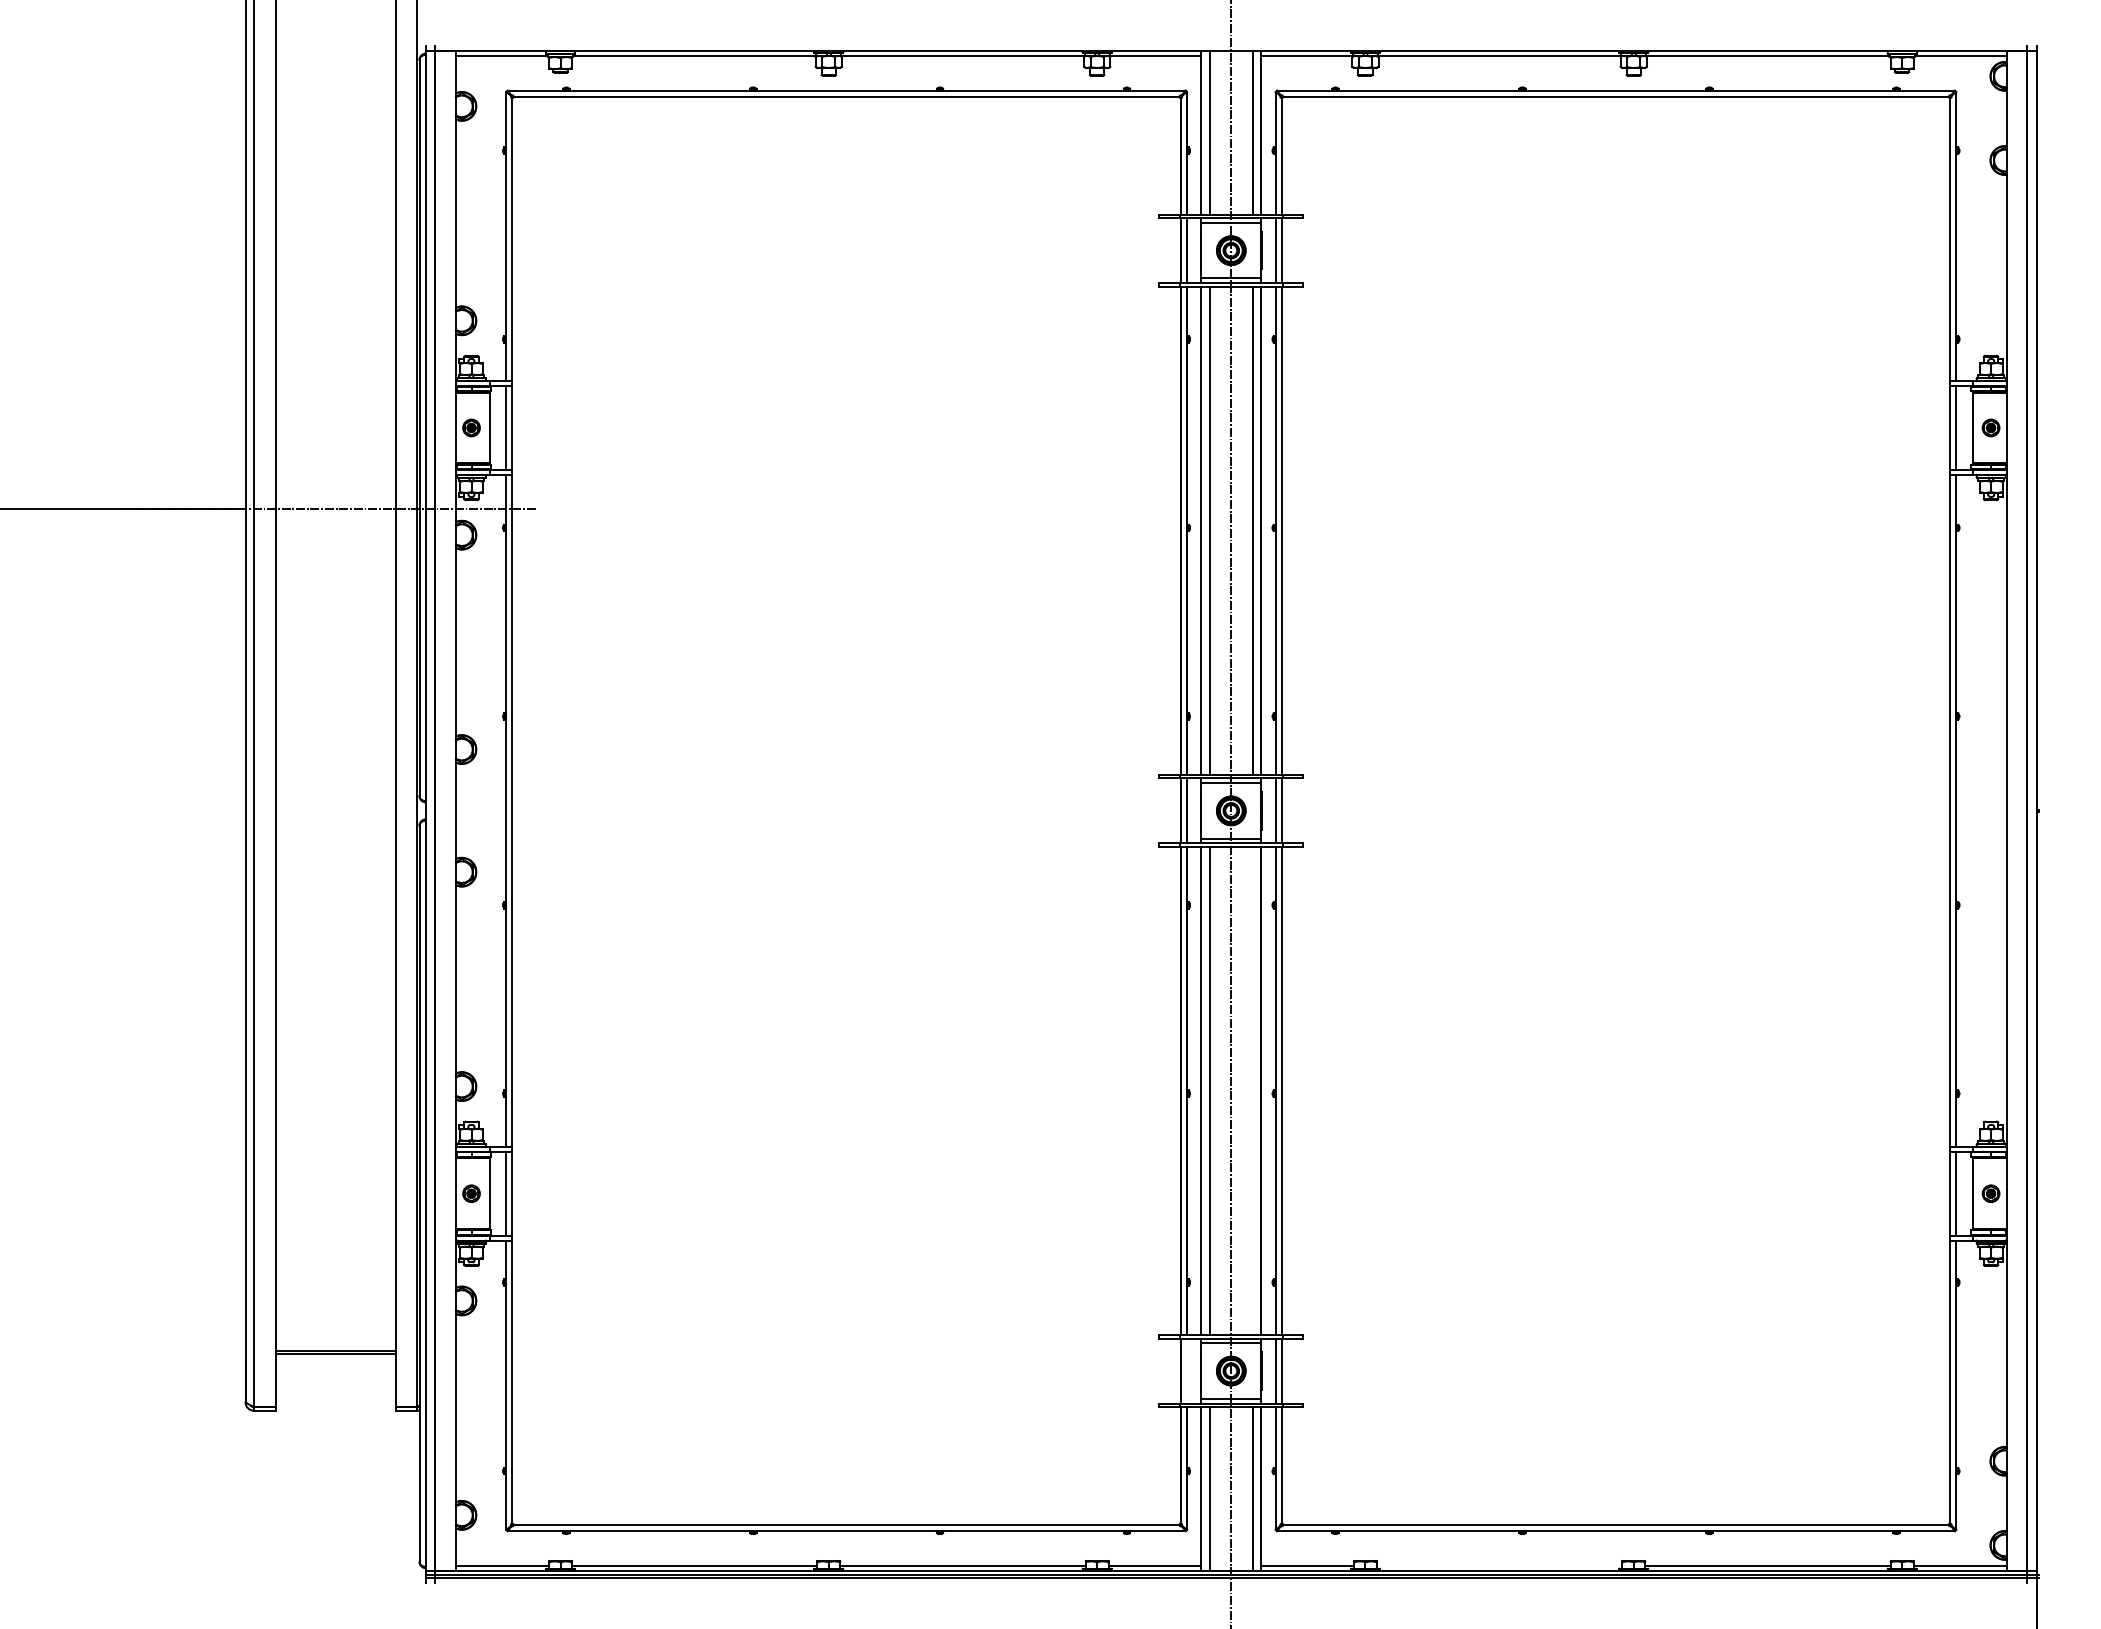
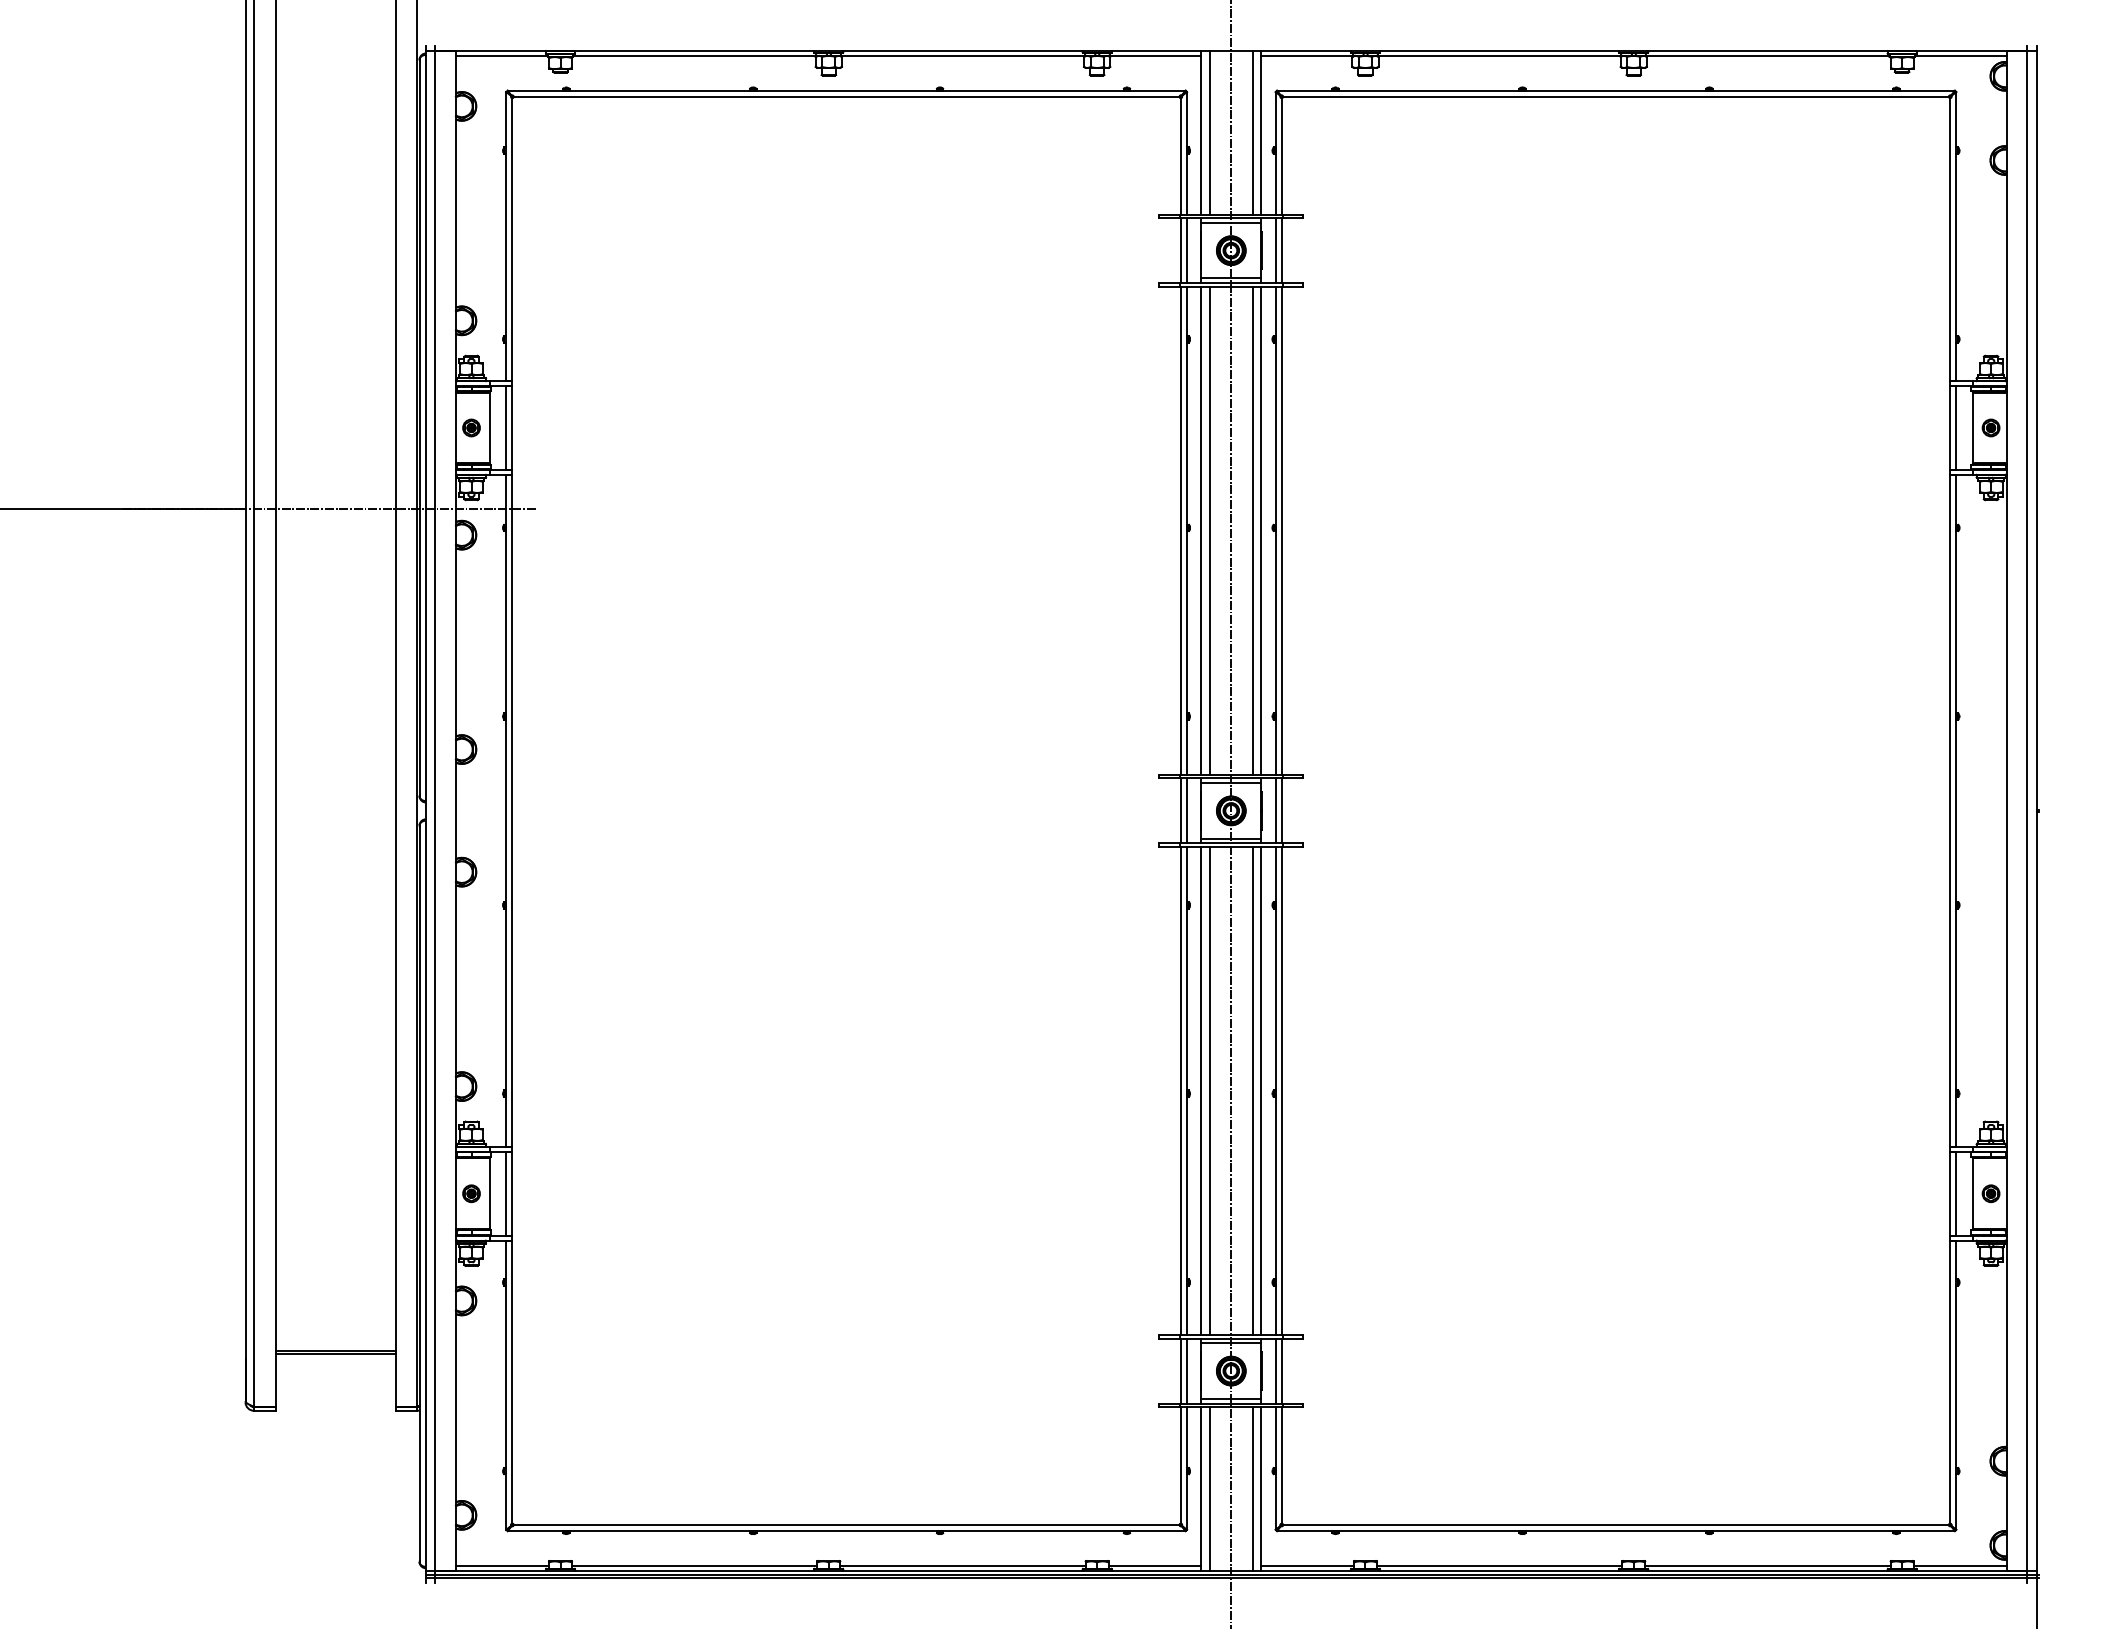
line: none -> present (1252, 1090)
line: none -> present (1187, 1370)
line: none -> present (1499, 1565)
